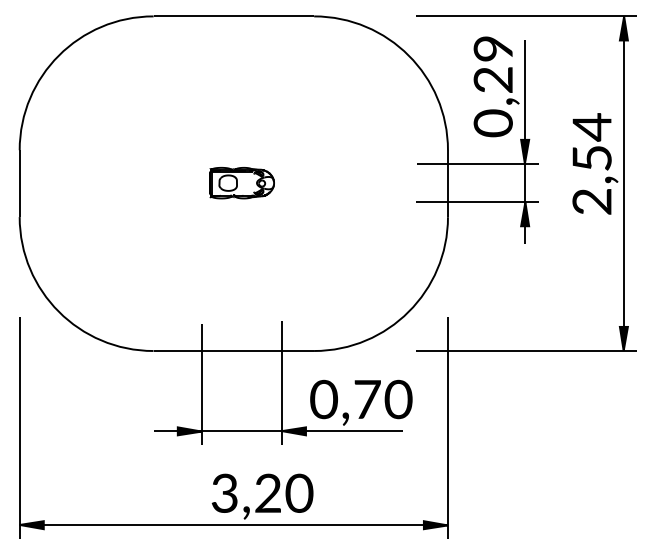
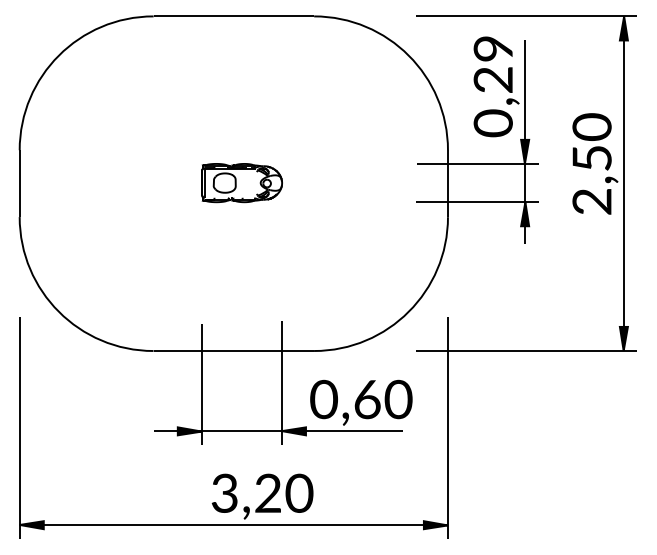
text: 2,54 -> 2,50 (591, 127)
part size: 66x33 px -> 82x41 px (241, 183)
text: 0,70 -> 0,60 (367, 399)
